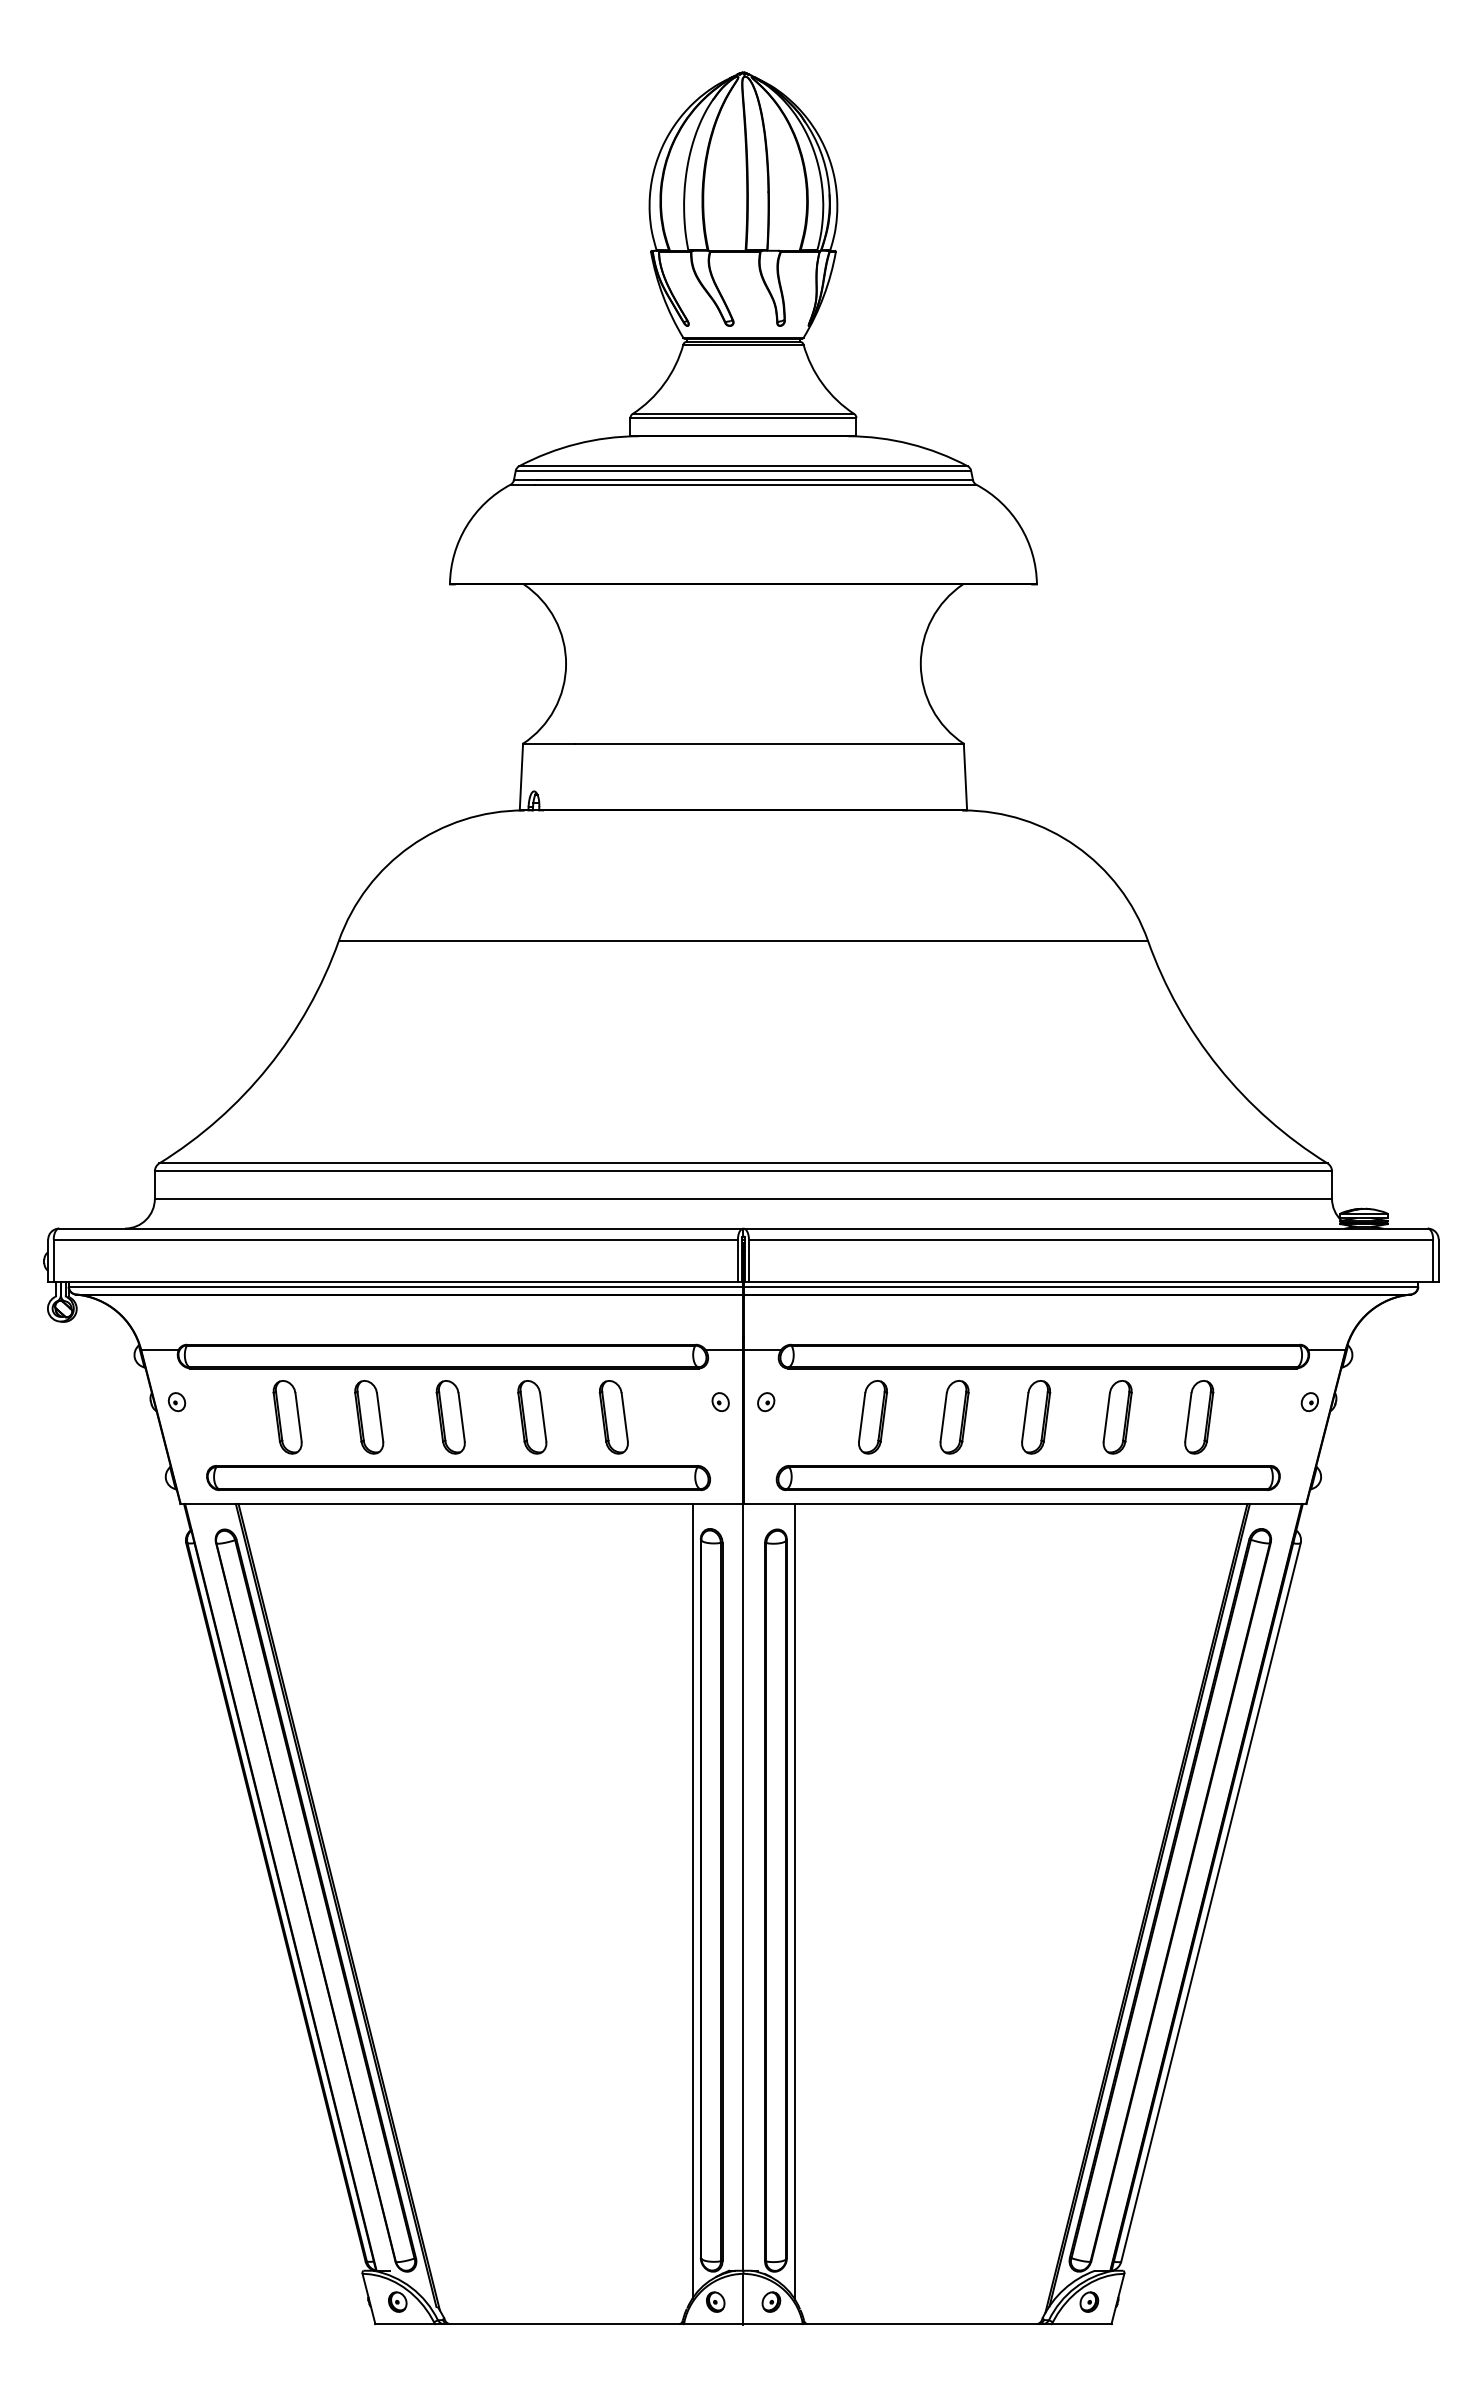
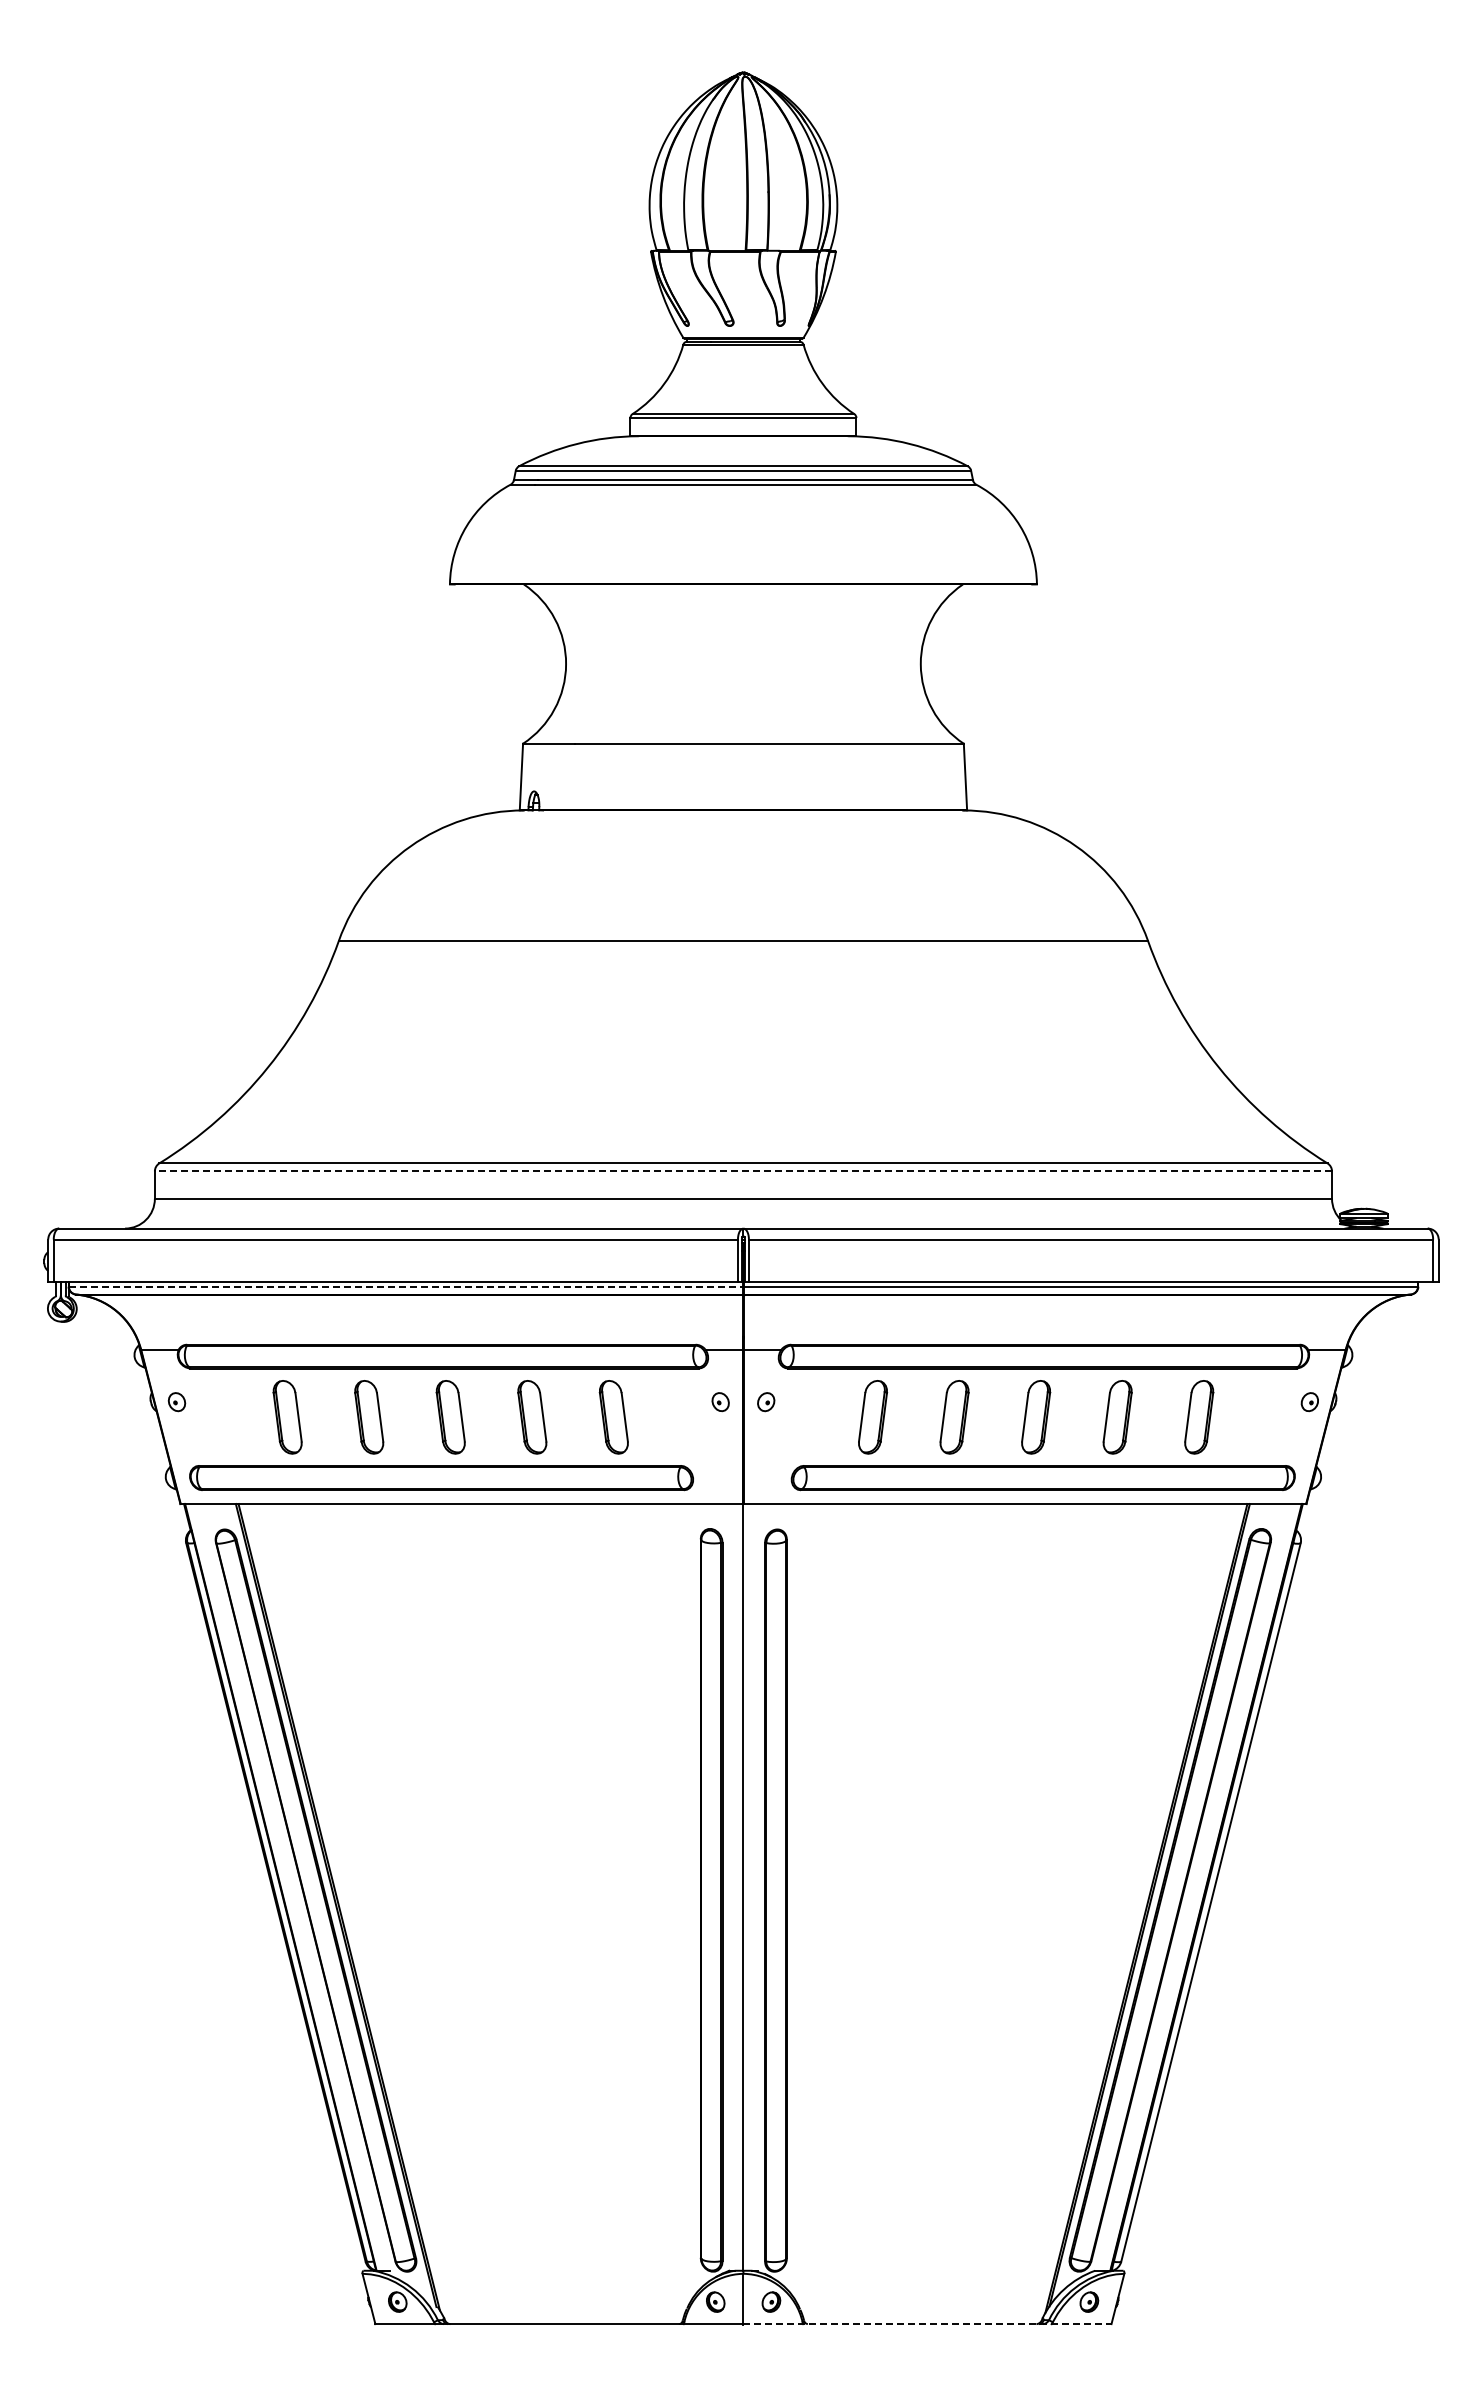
line: solid -> dashed (743, 1171)
line: solid -> dashed (406, 1286)
part position: (458, 1478) -> (441, 1478) (441, 1478)
part position: (1027, 1478) -> (1042, 1478) (1042, 1478)
line: present -> none (692, 1900)
line: present -> none (795, 1901)
line: solid -> dashed (928, 2324)
